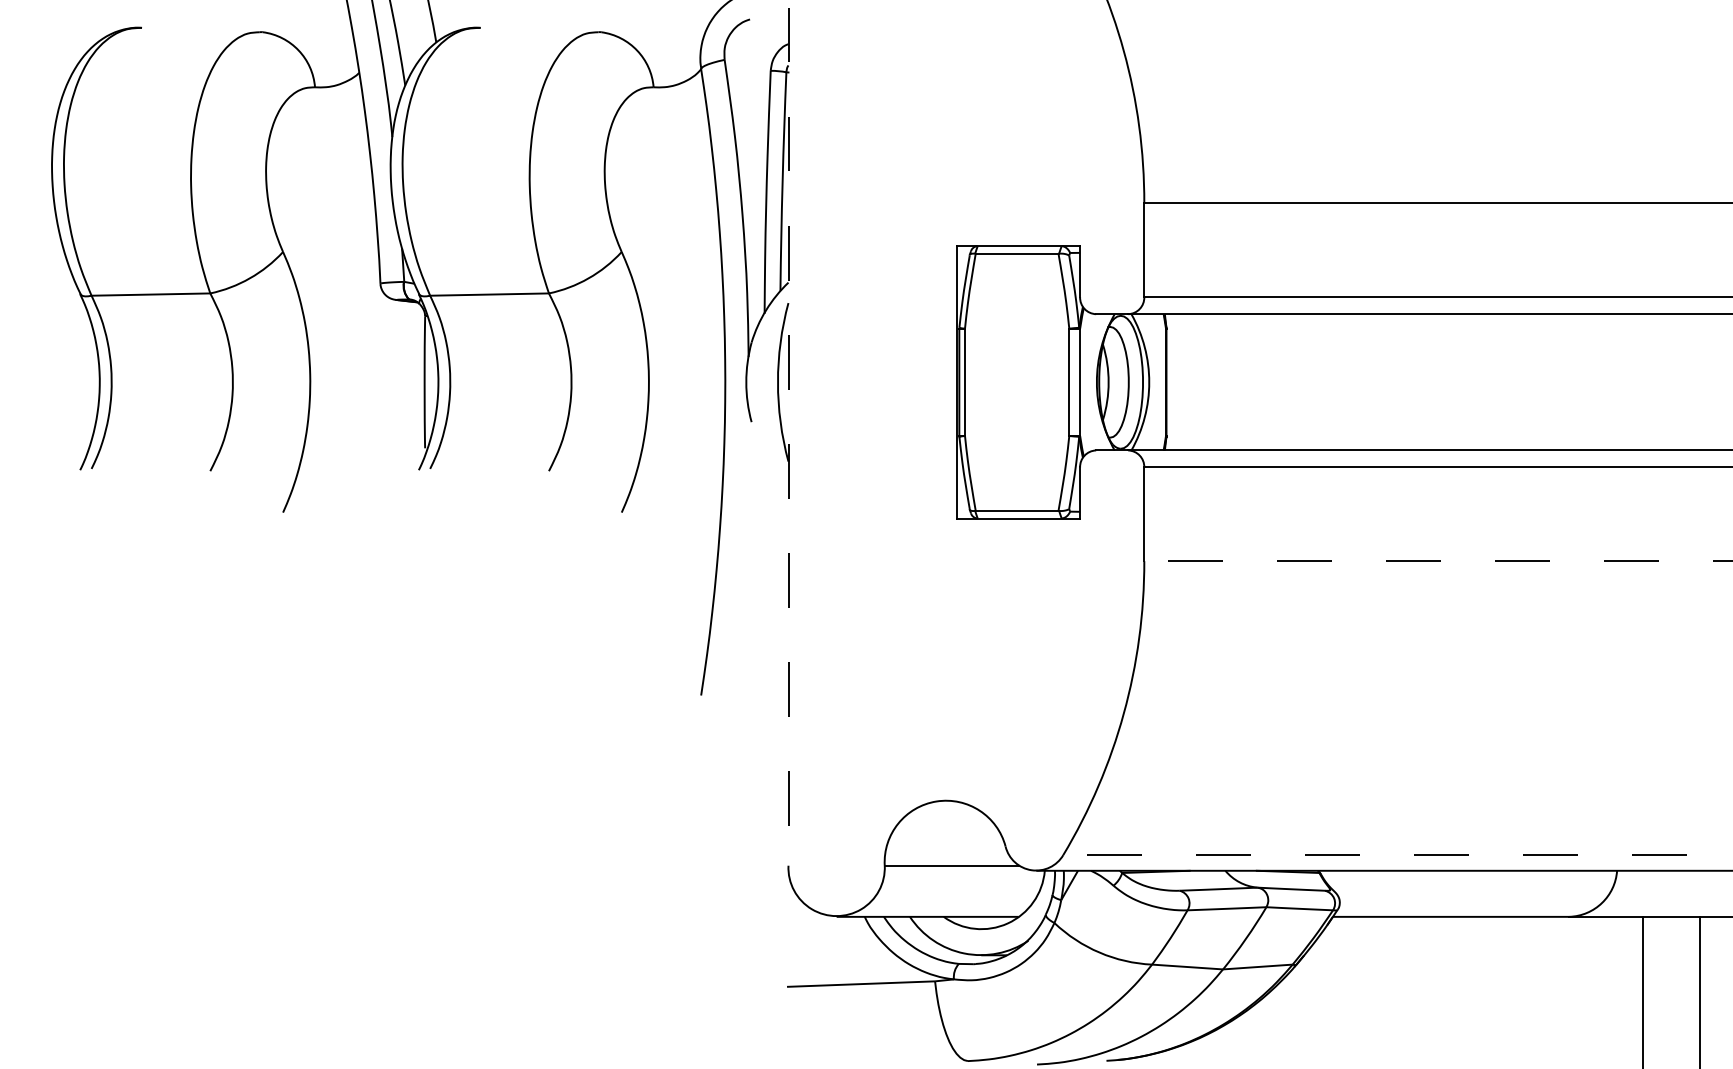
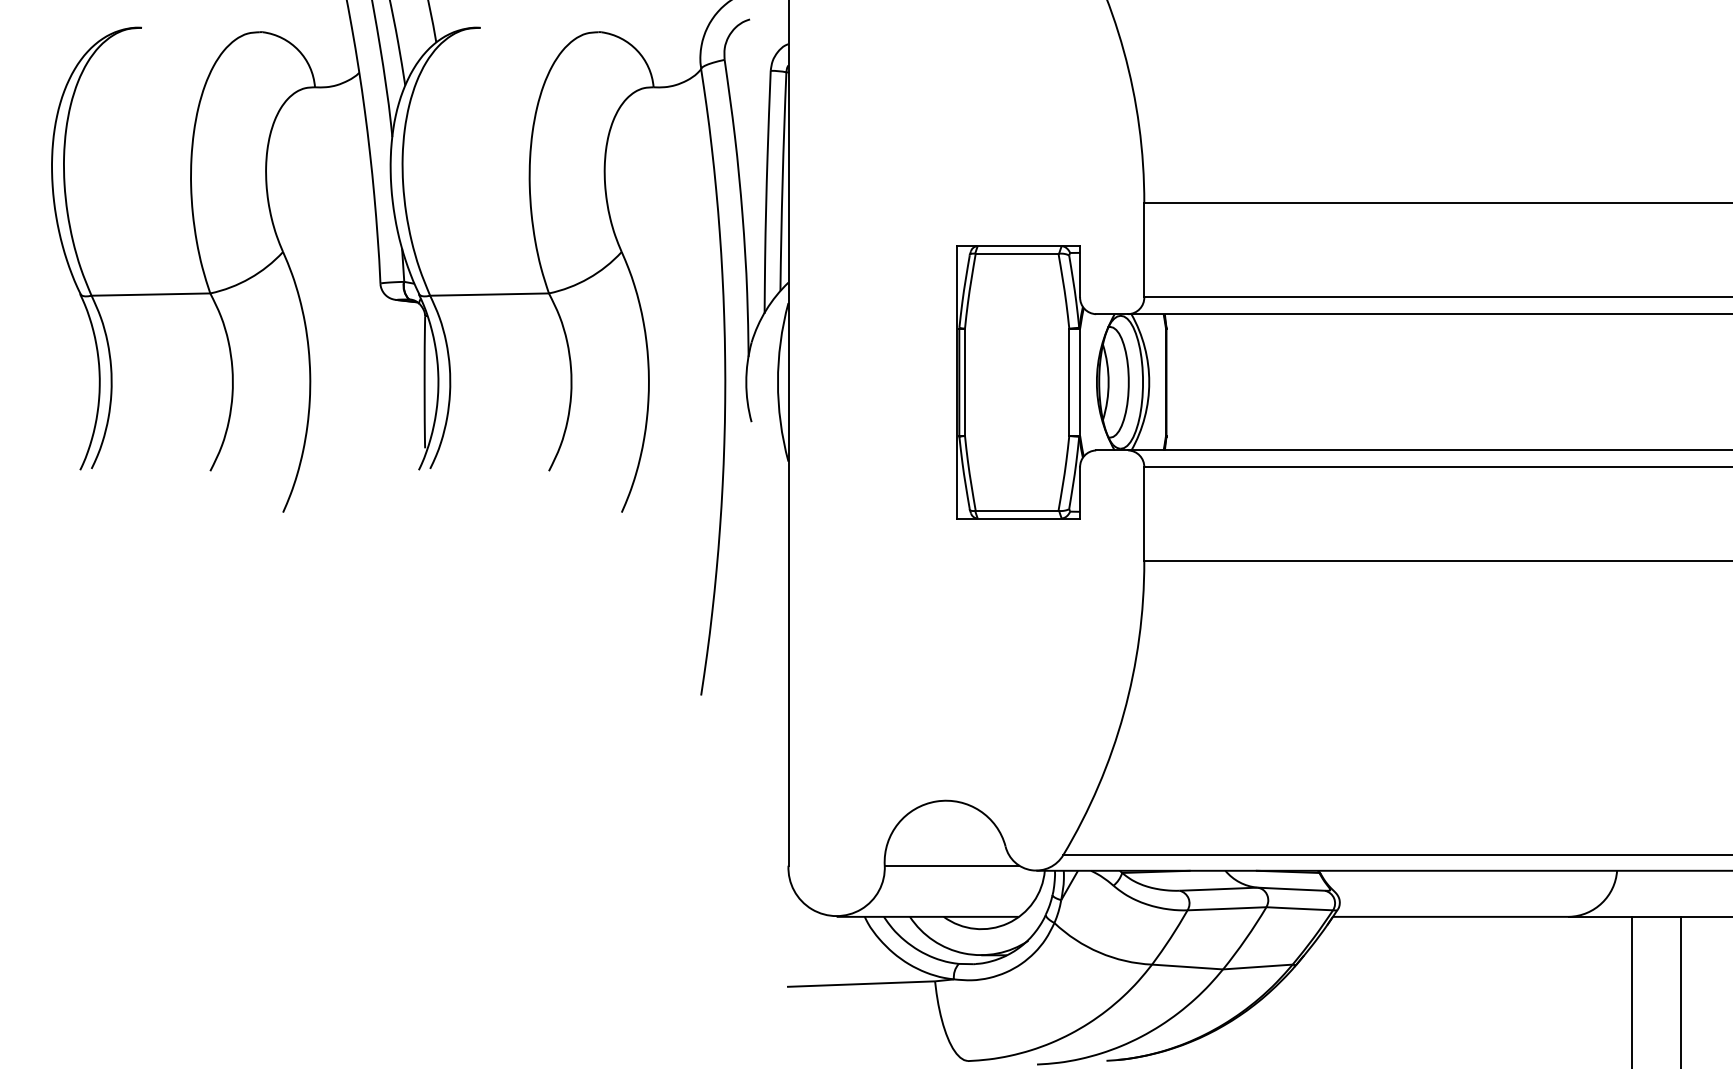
line: dashed -> solid (788, 433)
line: dashed -> solid (1438, 561)
line: dashed -> solid (1398, 855)
line position: (1643, 990) -> (1632, 990) (1632, 990)
line position: (1700, 990) -> (1681, 990) (1681, 990)
